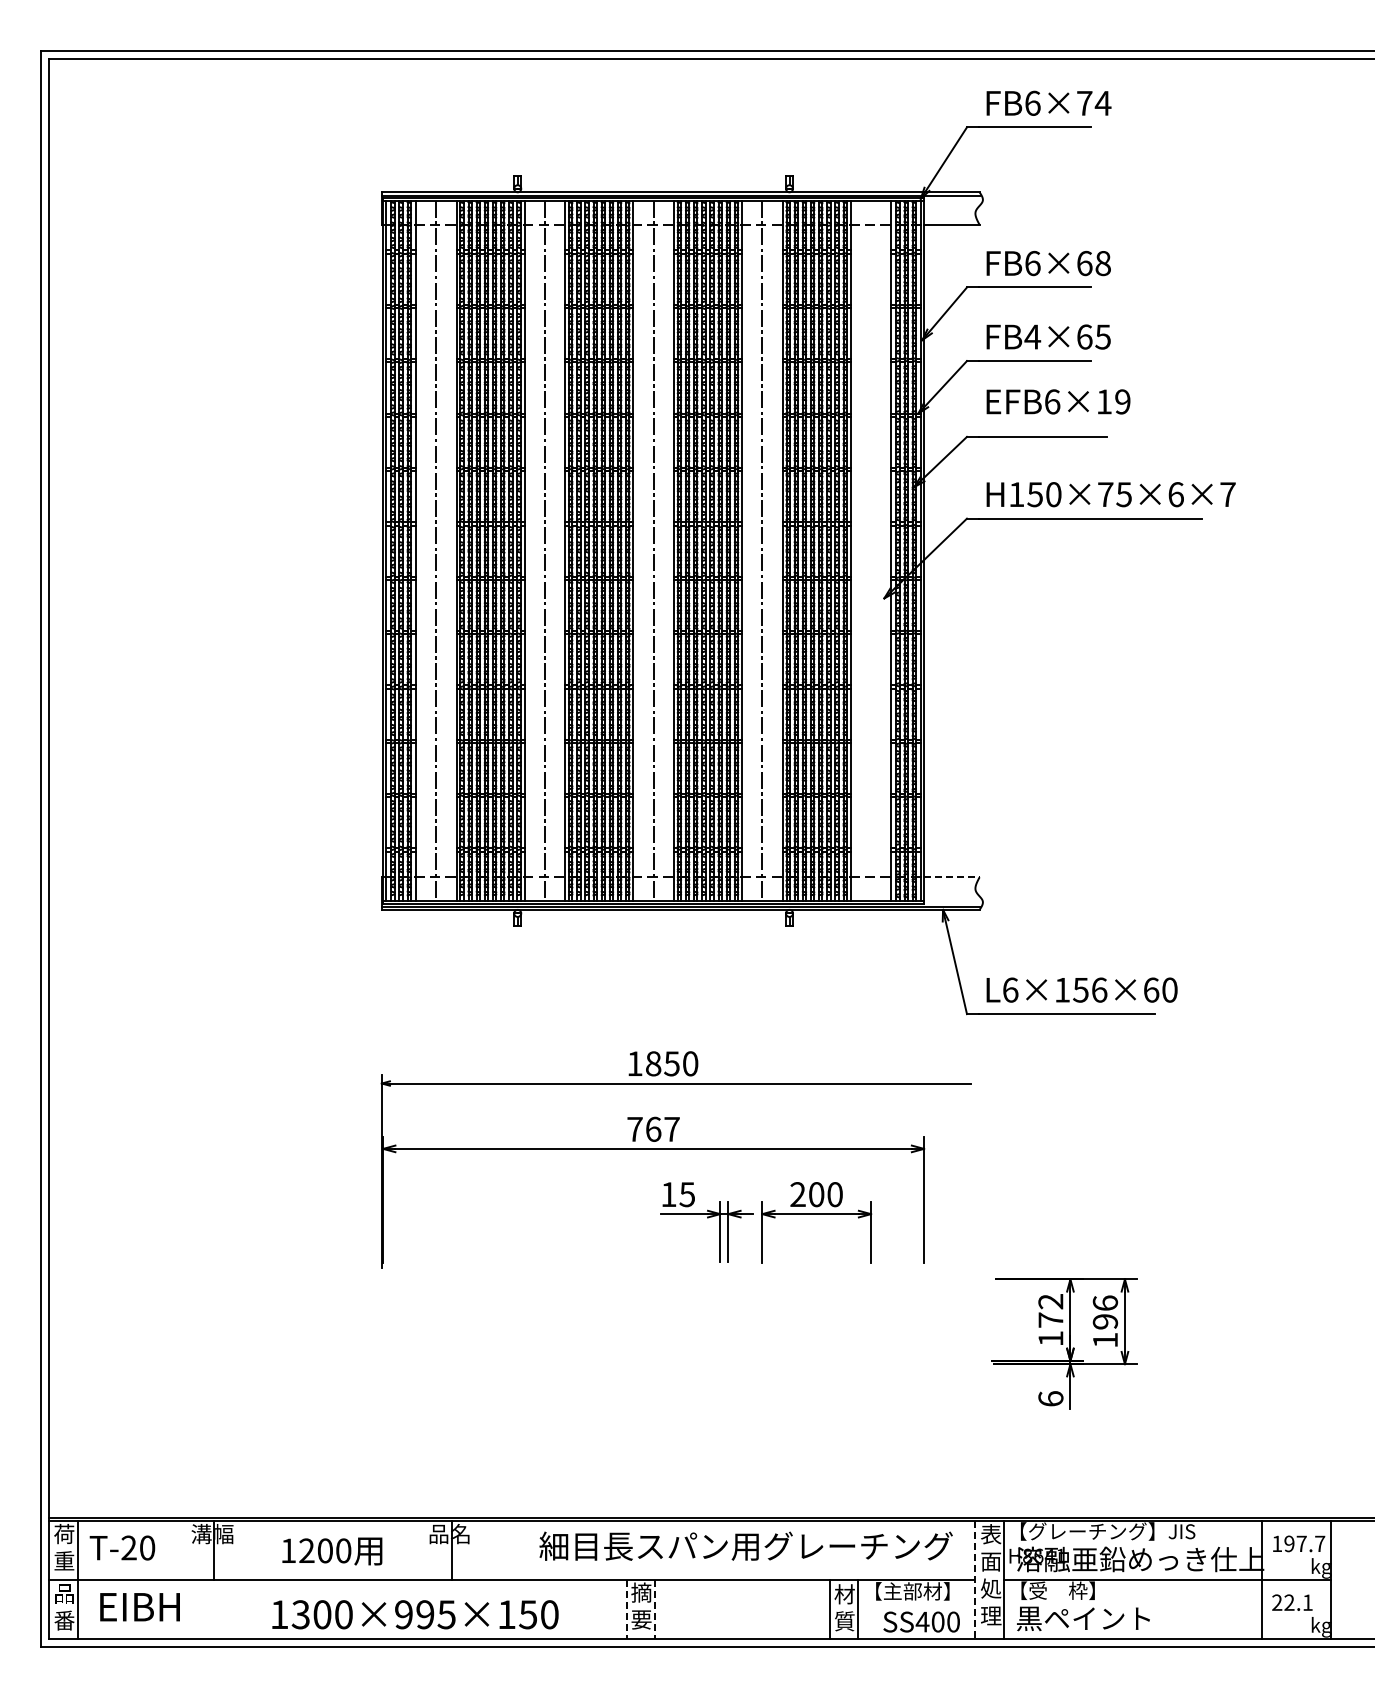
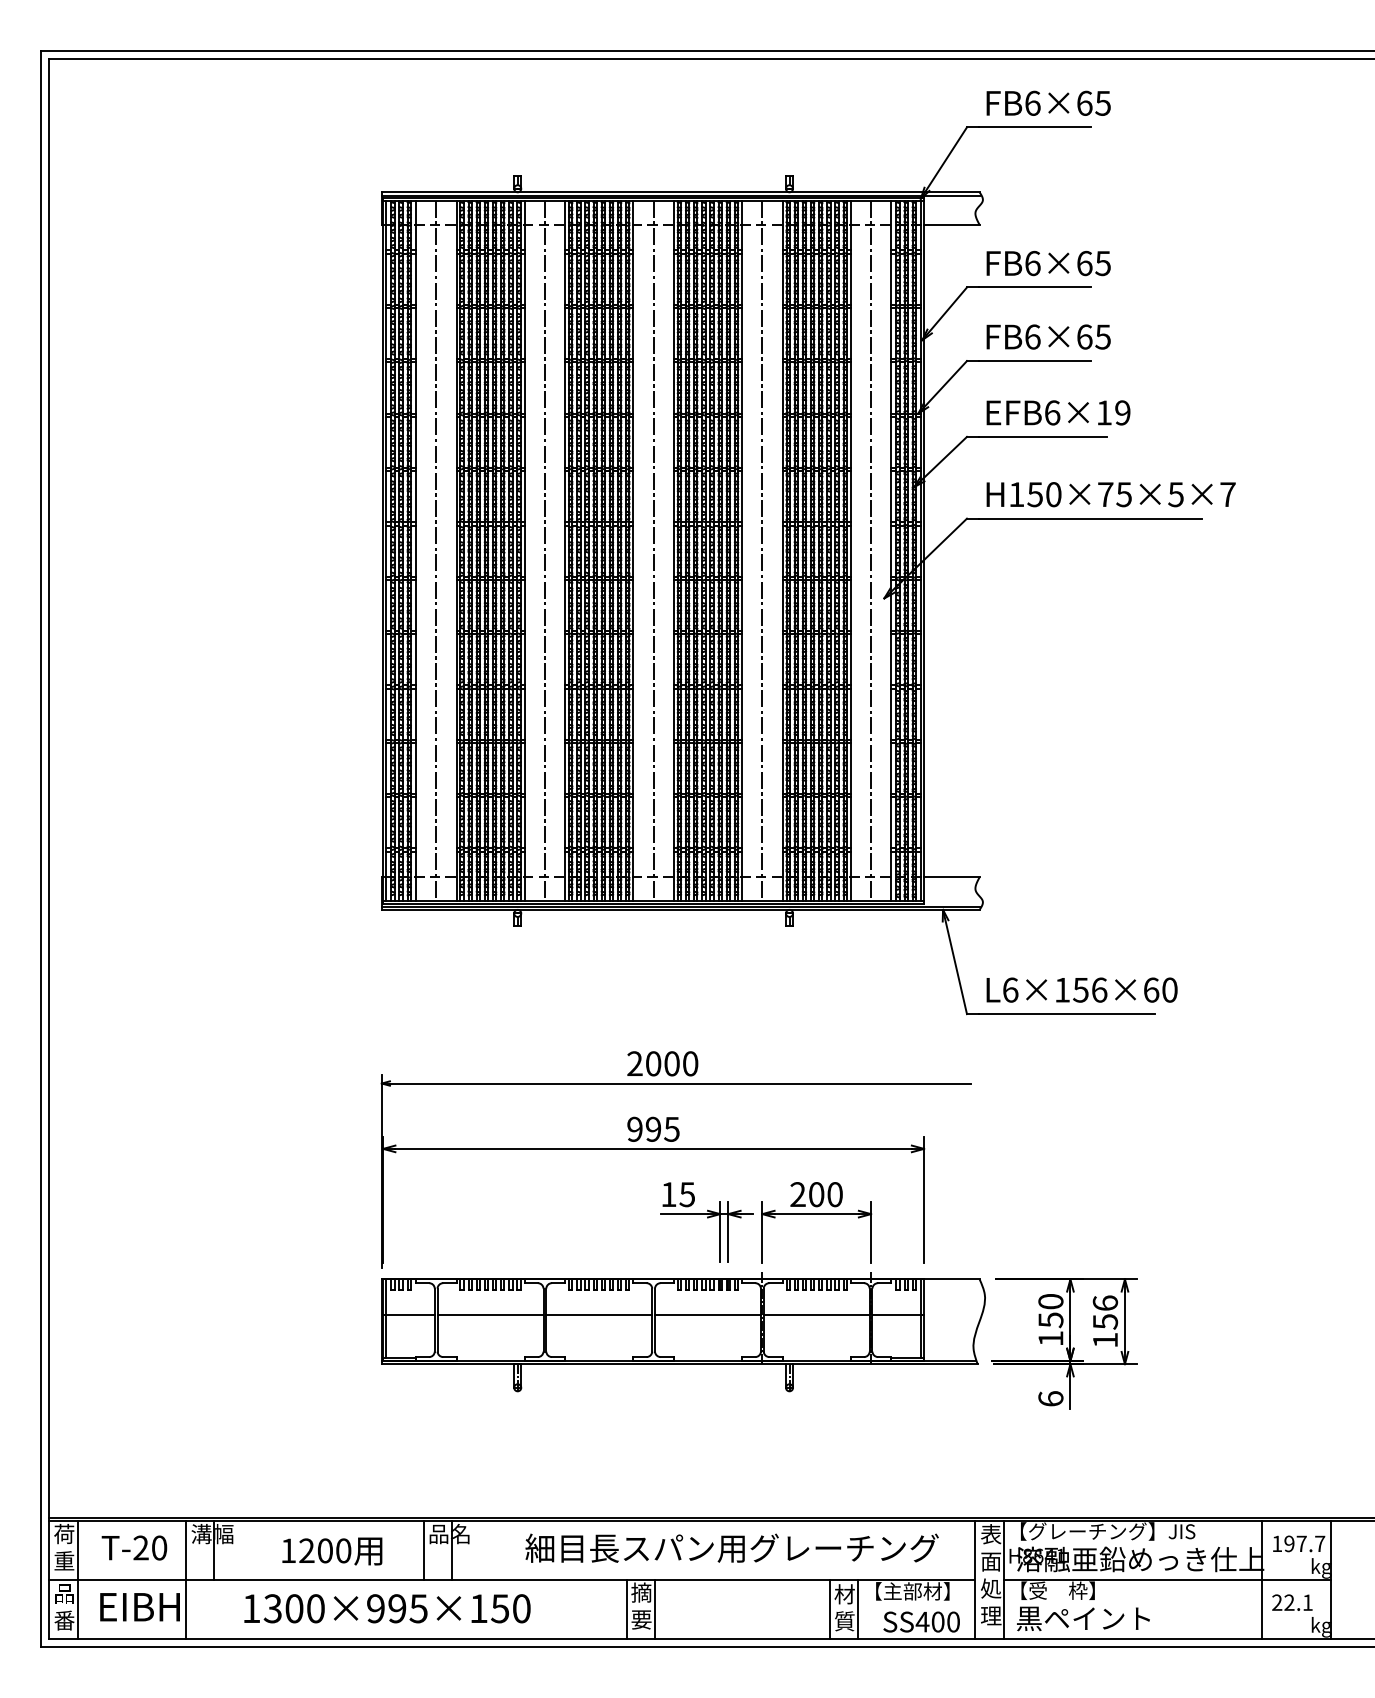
text: FB6×74 -> FB6×65 (1094, 102)
text: FB6×68 -> FB6×65 (1102, 263)
text: FB4×65 -> FB6×65 (1032, 336)
text position: (1058, 401) -> (1058, 412) (1058, 412)
text: H150×75×6×7 -> H150×75×5×7 (1175, 494)
line: none -> present (871, 551)
line: dashed -> solid (951, 877)
text: 1850 -> 2000 (653, 1063)
text: 767 -> 995 (653, 1128)
text: 172 -> 150 (1050, 1311)
text: 196 -> 156 (1105, 1321)
part: none -> present (683, 1332)
text position: (745, 1545) -> (731, 1547) (731, 1547)
text position: (122, 1547) -> (134, 1547) (134, 1547)
line: none -> present (423, 1550)
line: none -> present (186, 1579)
line: dashed -> solid (975, 1580)
line: dashed -> solid (626, 1610)
line: dashed -> solid (655, 1610)
text position: (415, 1614) -> (387, 1608) (387, 1608)
